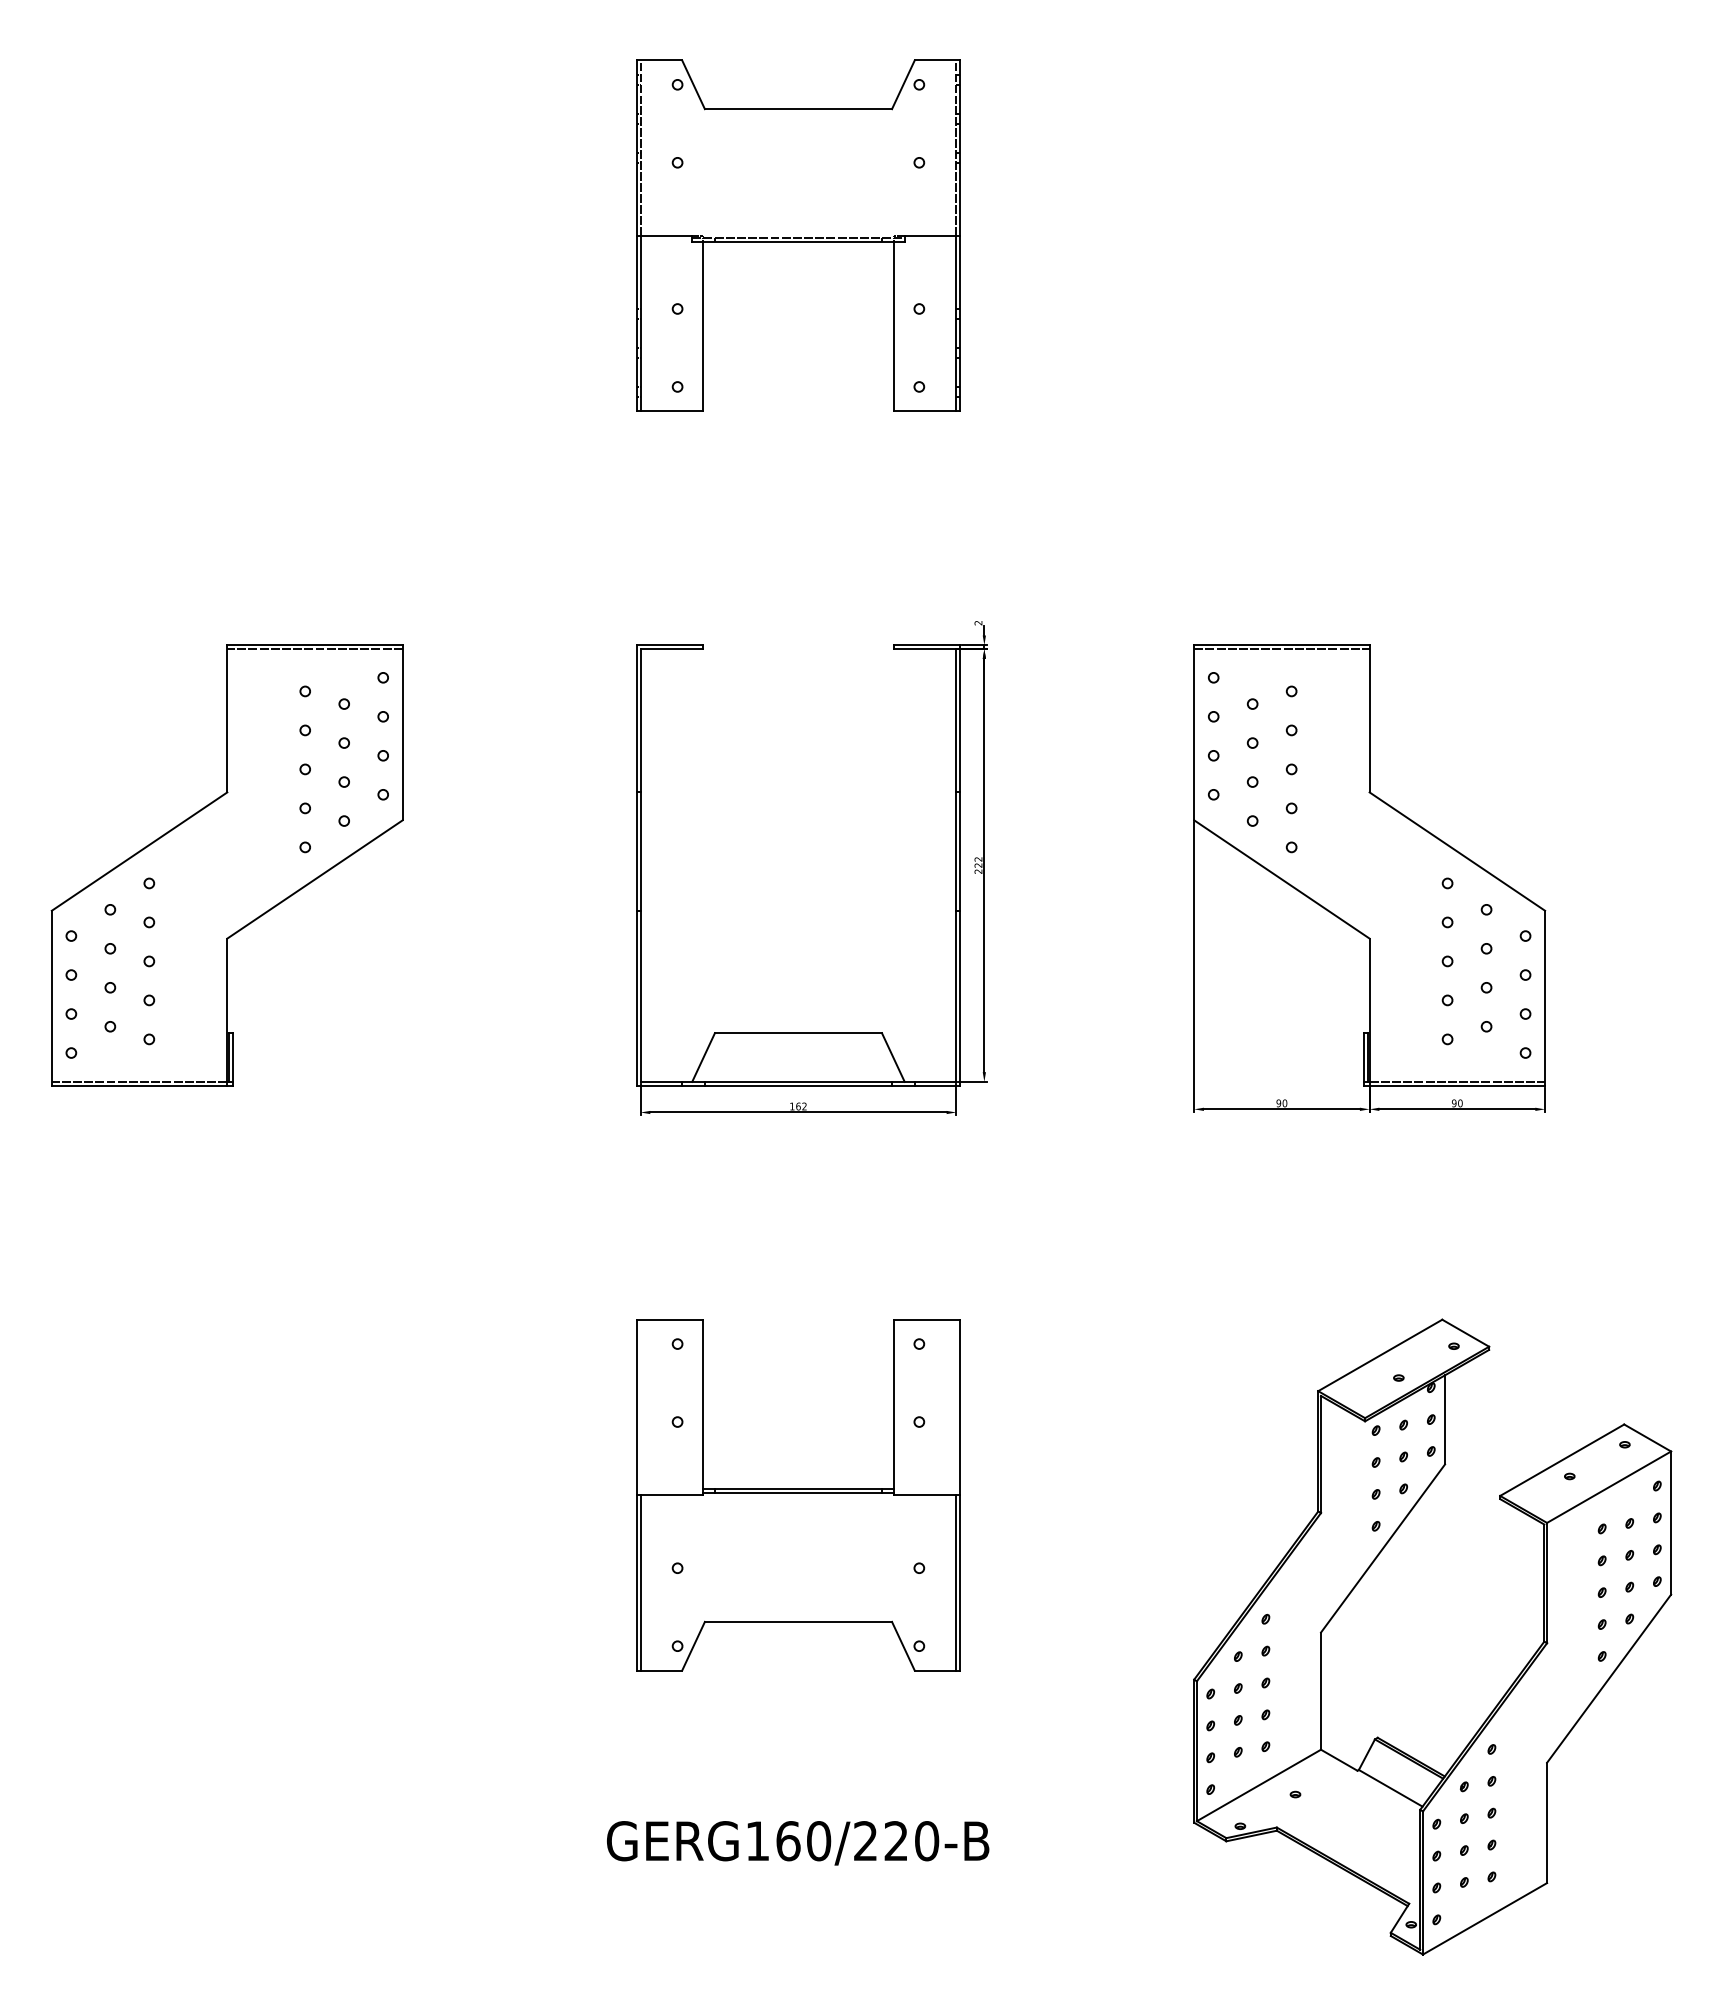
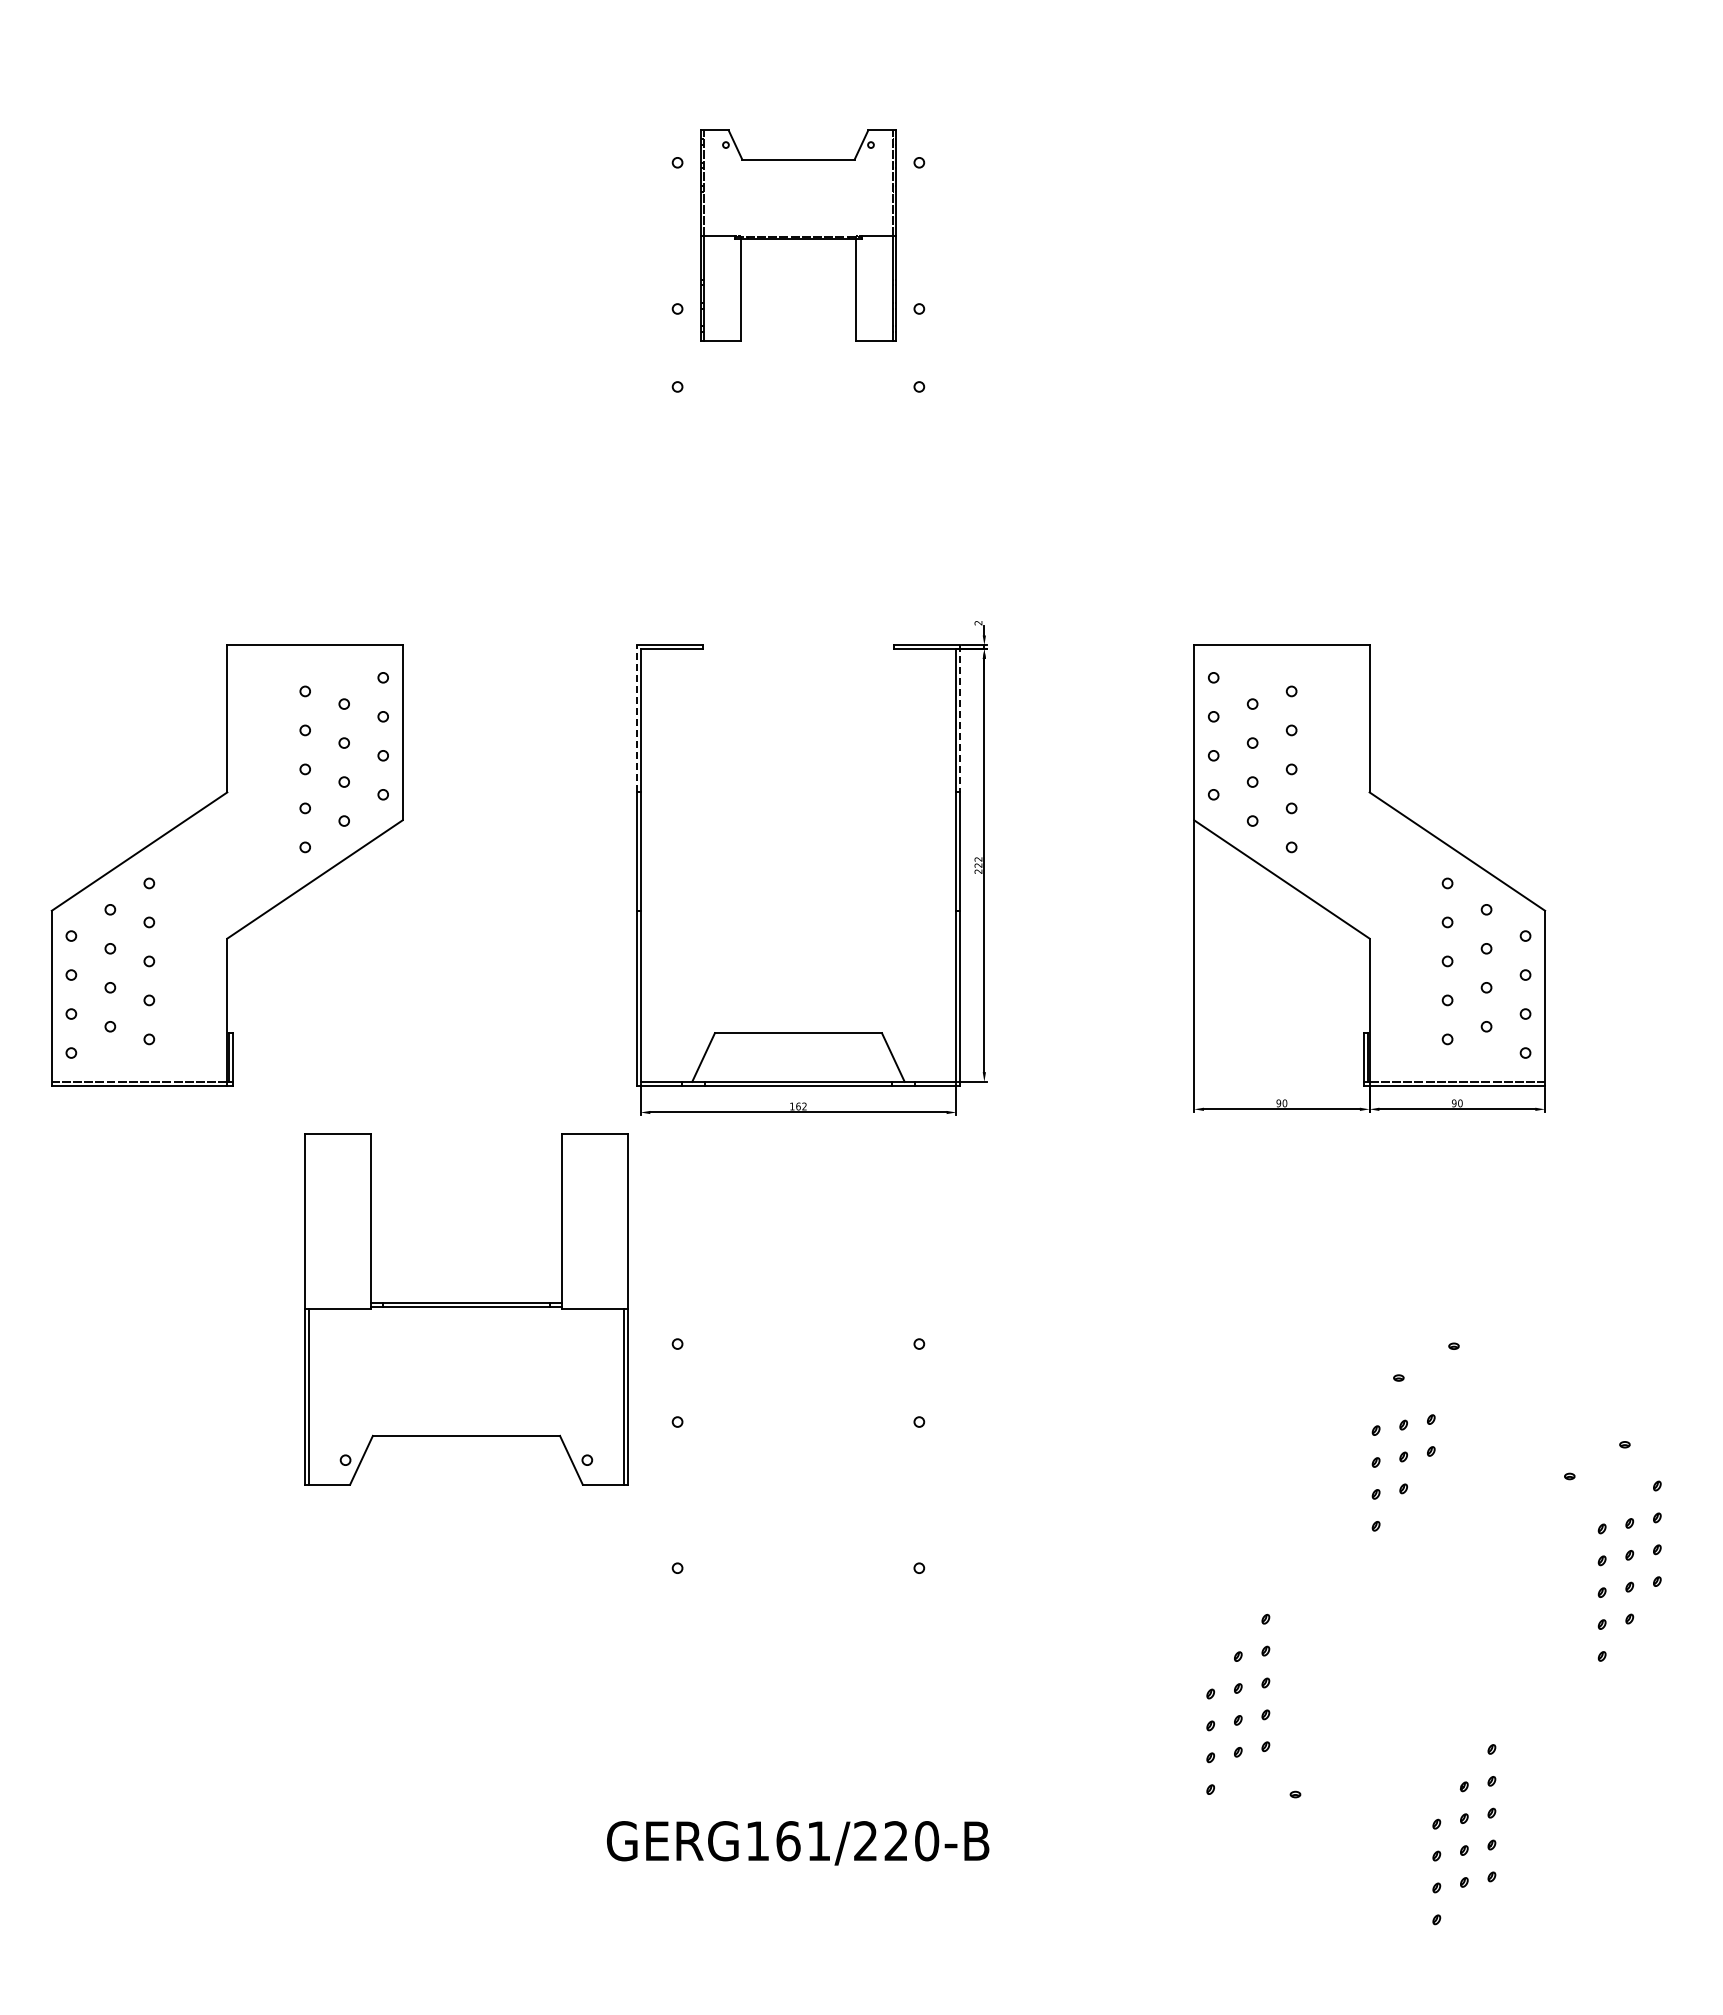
part size: 325x353 px -> 197x213 px (798, 235)
line: present -> none (314, 649)
line: present -> none (1281, 649)
line: solid -> dashed (636, 718)
line: solid -> dashed (960, 718)
part position: (798, 1495) -> (466, 1309) (466, 1309)
part: present -> none (1359, 1582)
text: GERG160/220-B -> GERG161/220-B (819, 1841)
